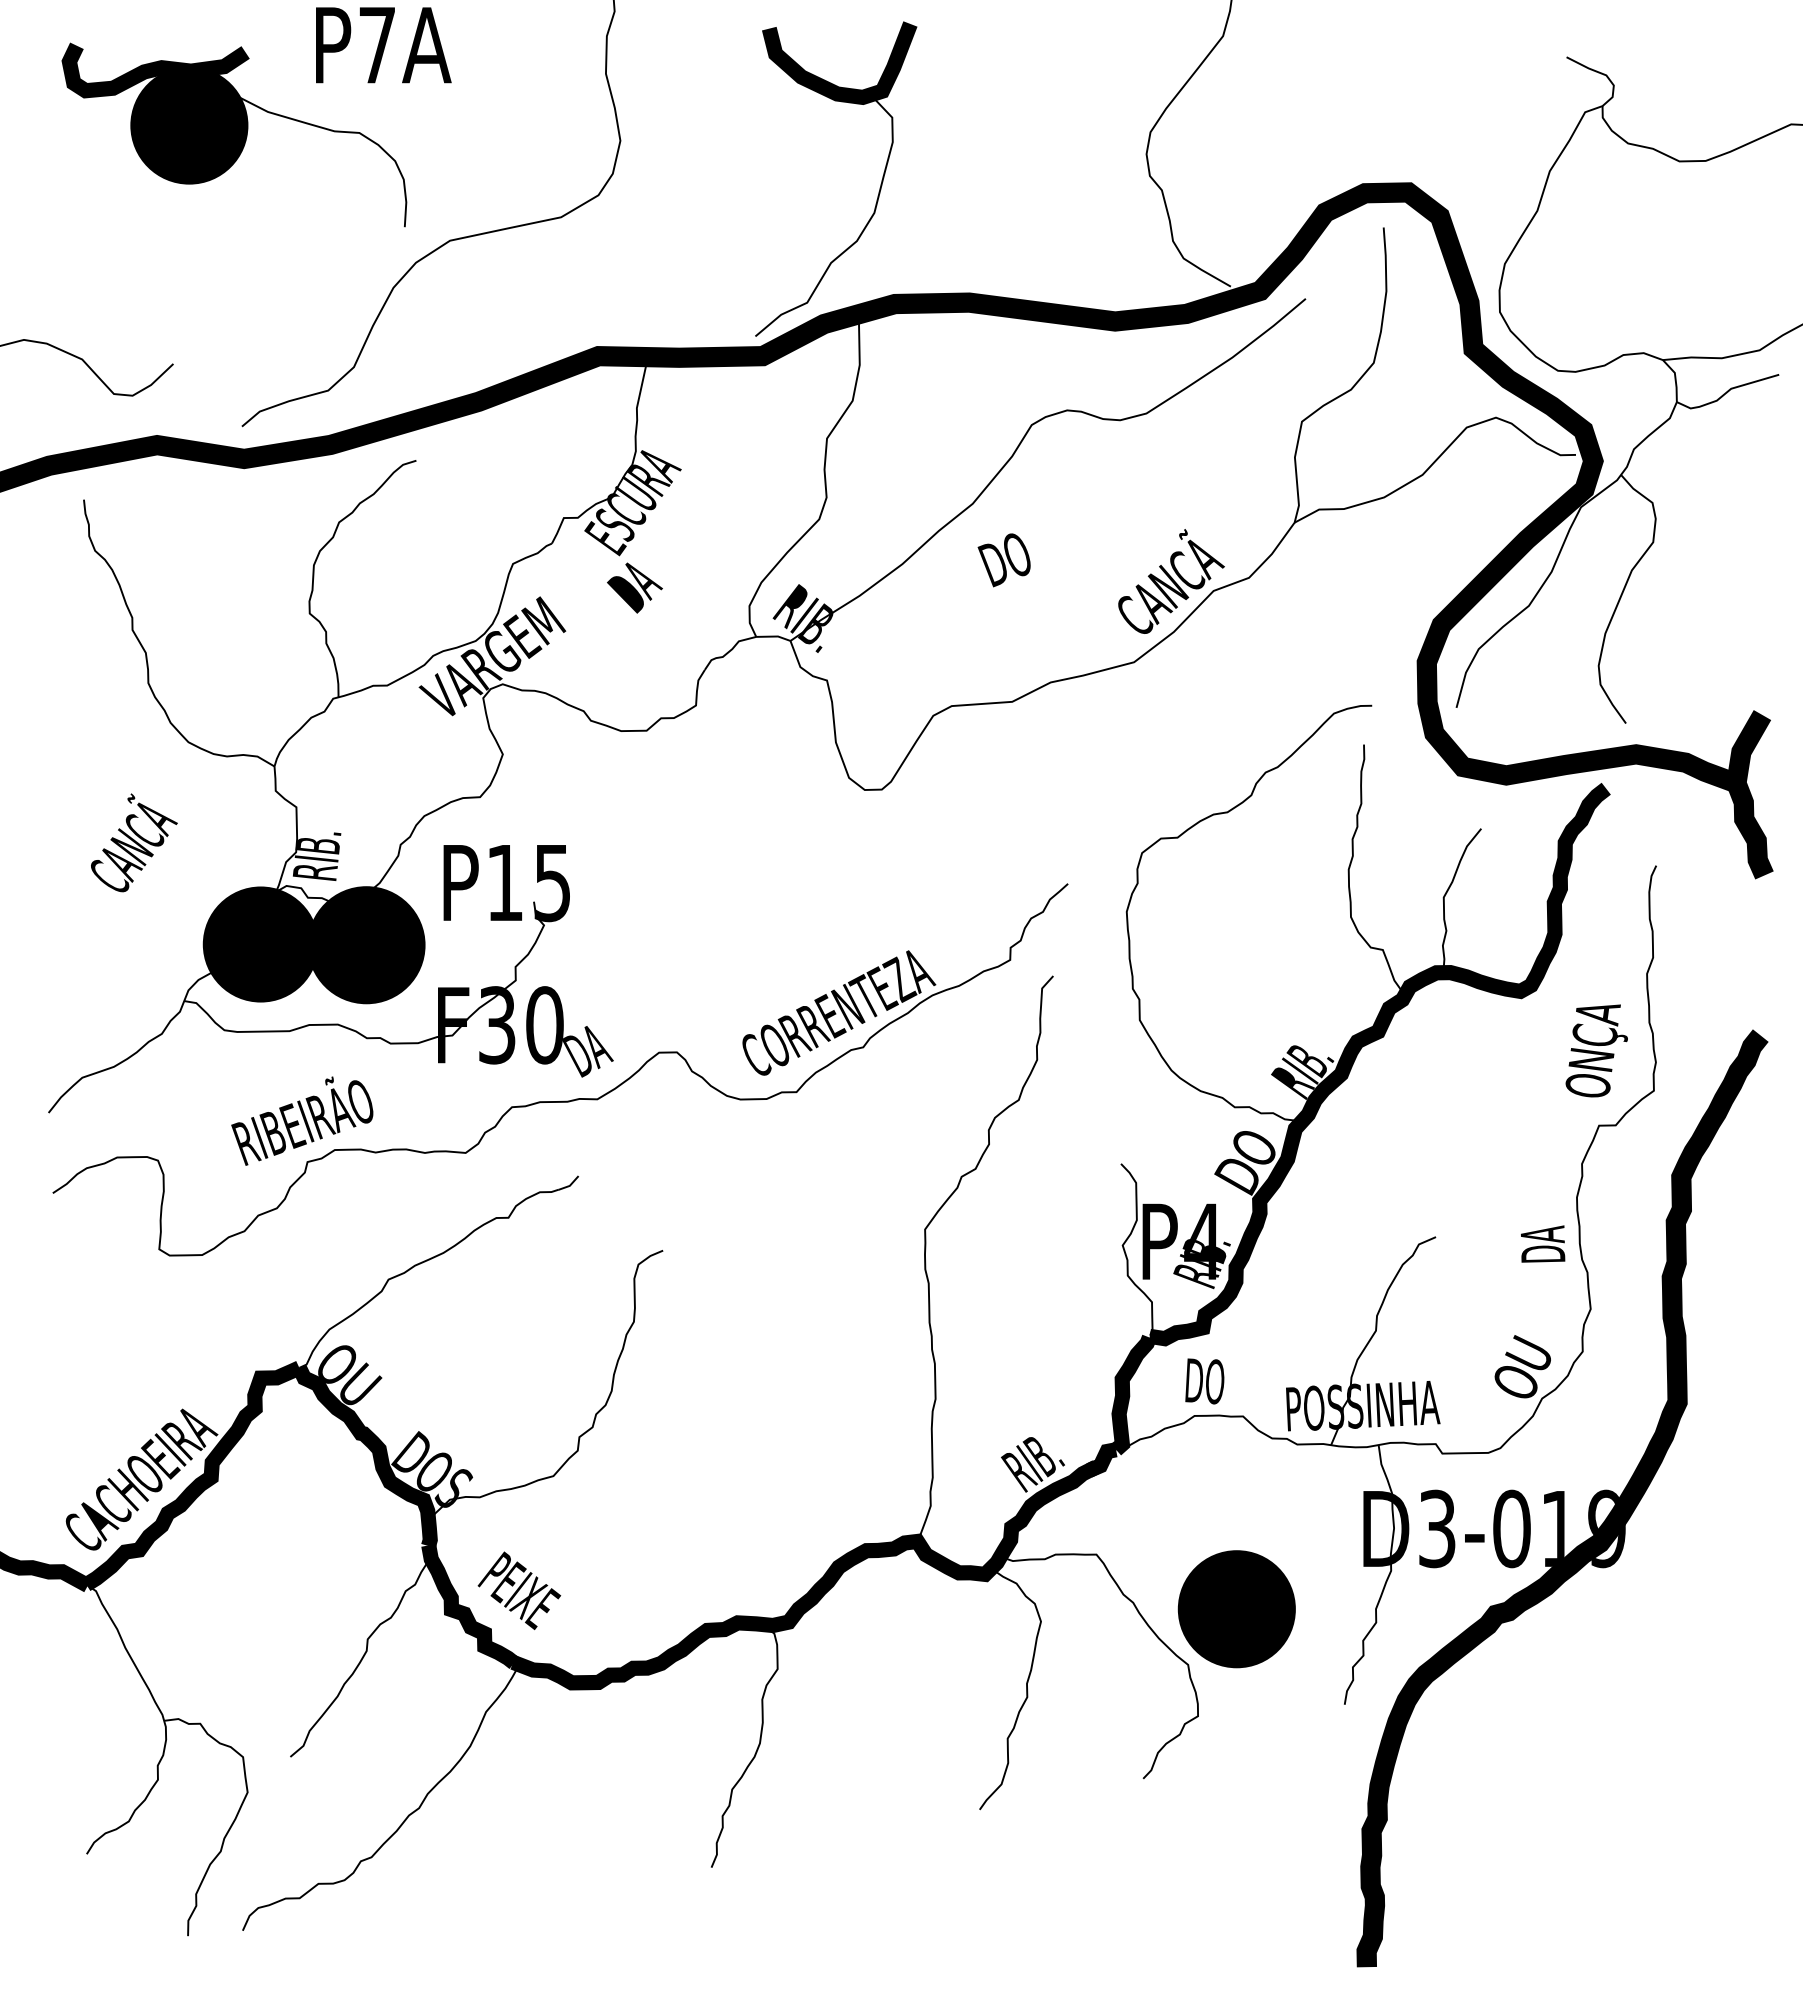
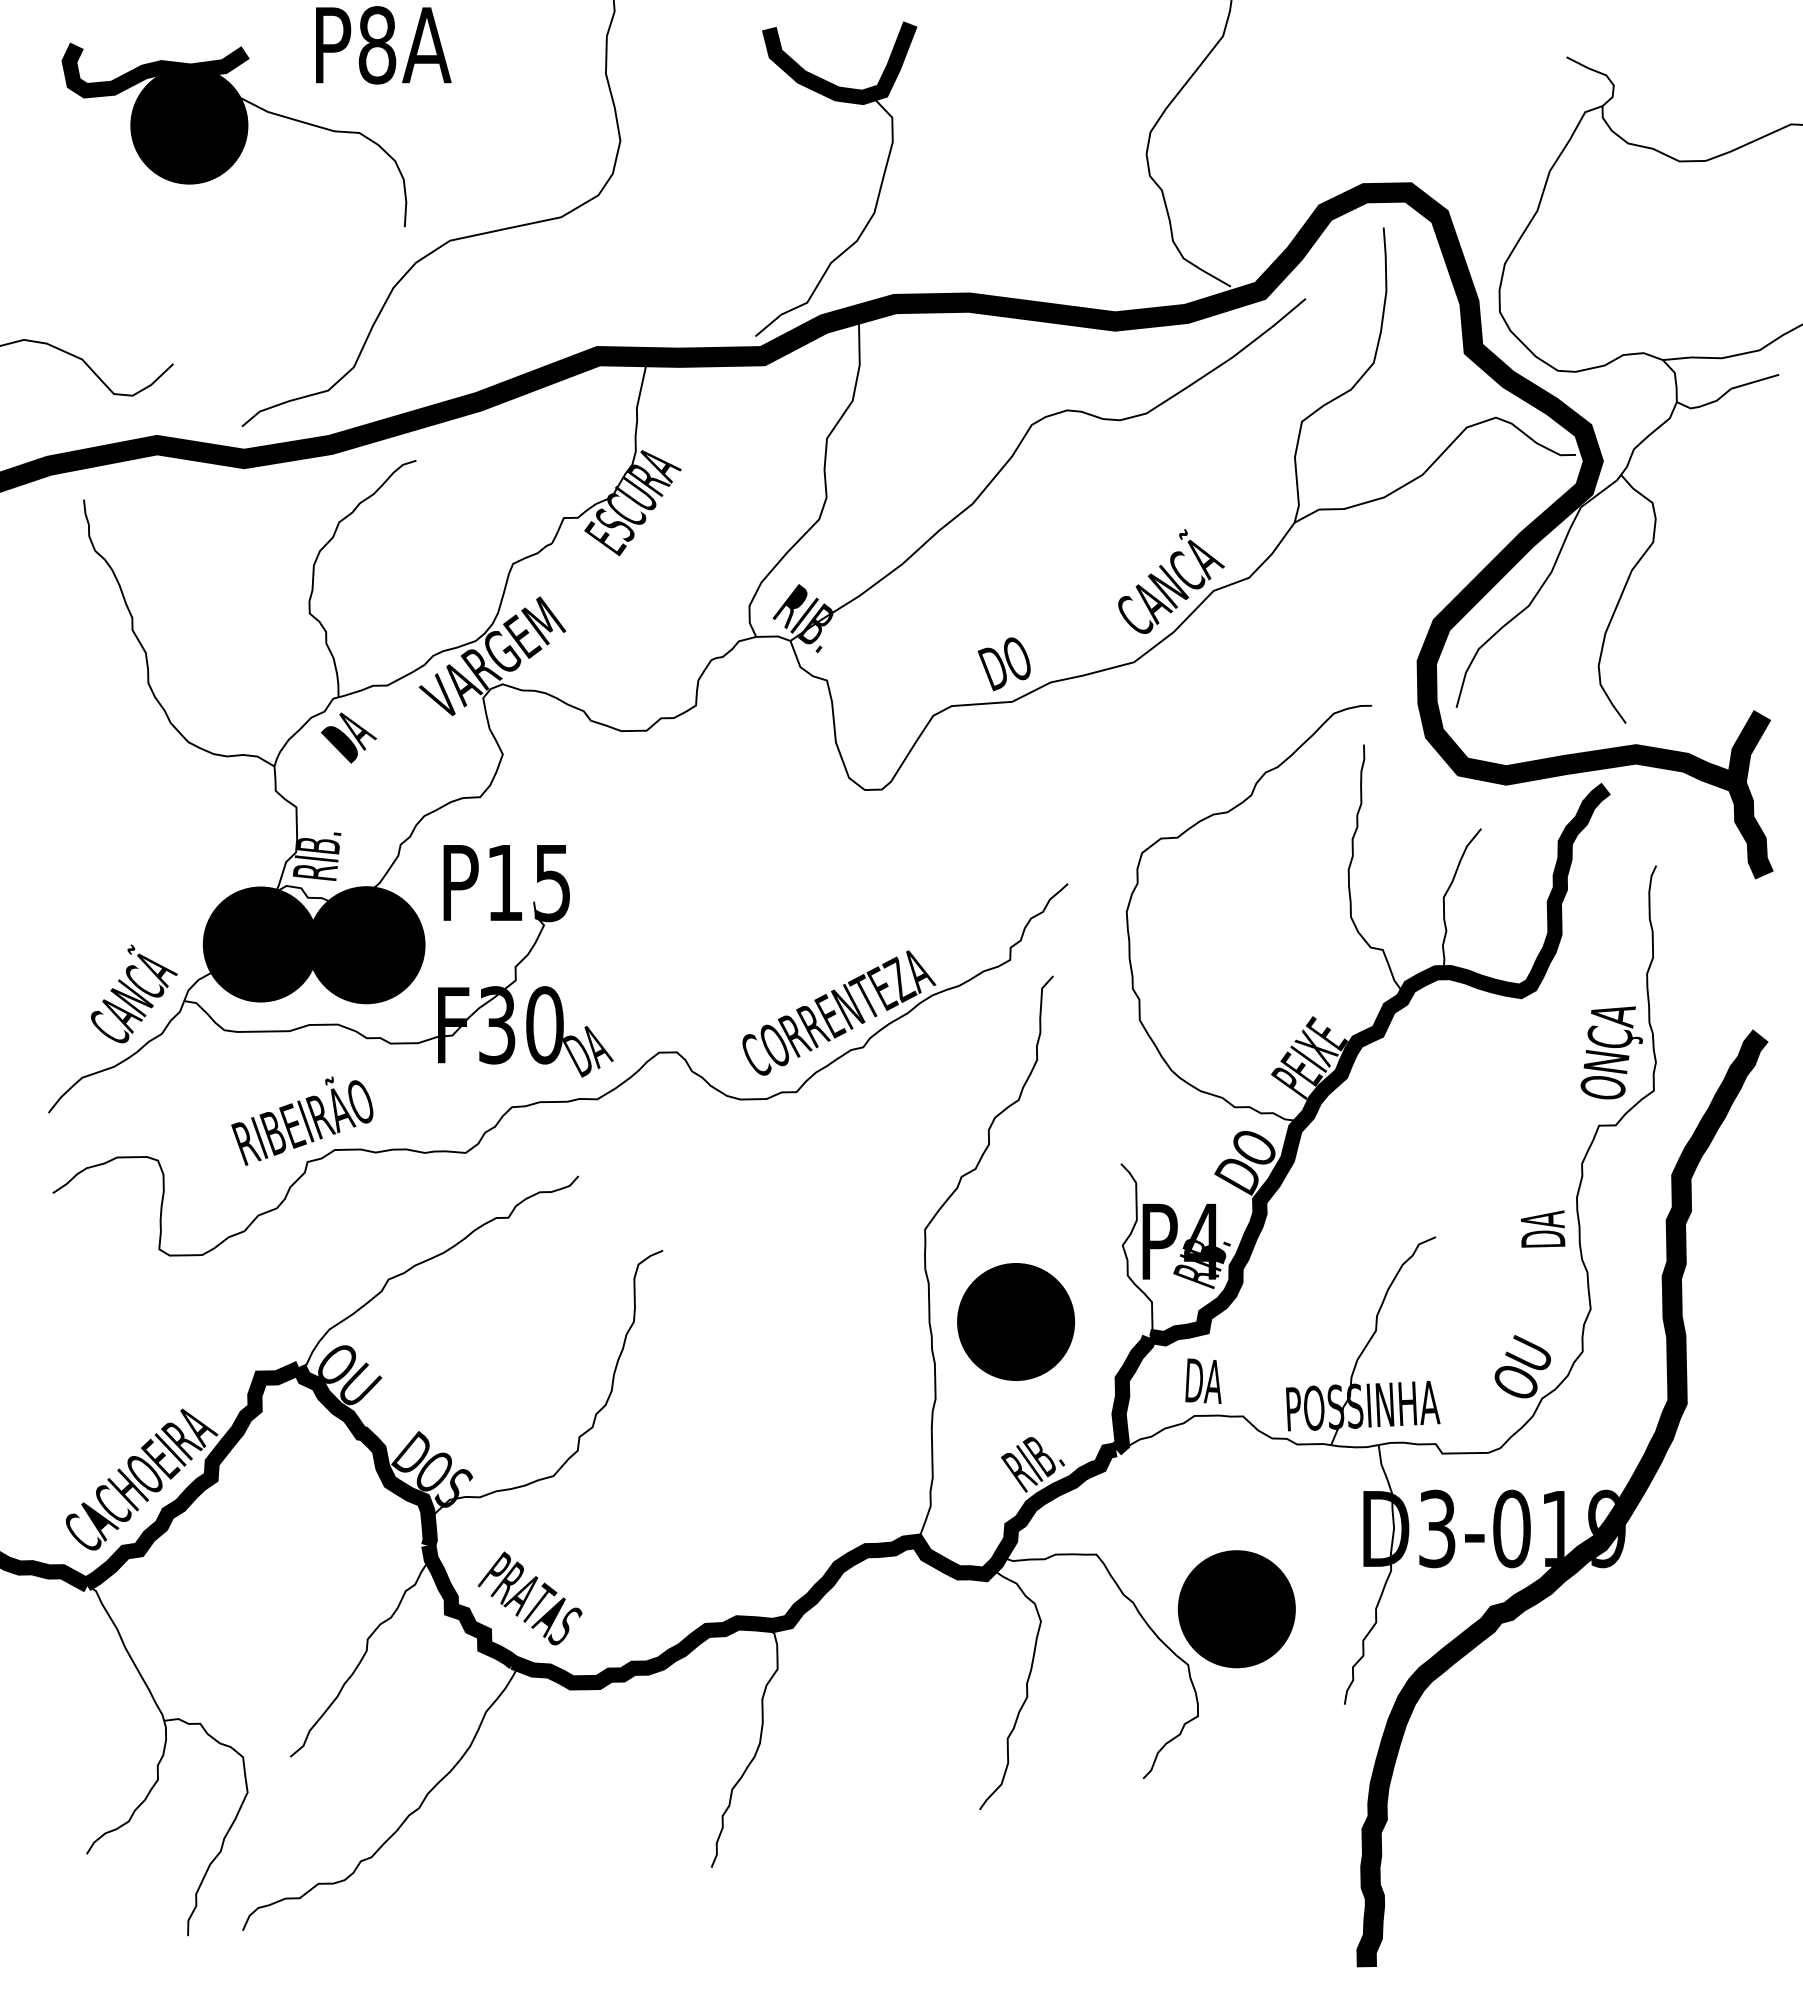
text: P7A -> P8A (377, 45)
text position: (1003, 560) -> (1003, 664) (1003, 664)
text position: (634, 587) -> (348, 737) (348, 737)
text position: (134, 842) -> (134, 993) (134, 993)
text position: (1596, 1050) -> (1611, 1052) (1611, 1052)
text: RIB. -> PEIXE (1312, 1052)
text position: (1543, 1243) -> (1543, 1228) (1543, 1228)
part: none -> present (1015, 1321)
text: DO -> DA (1213, 1381)
text: PEIXE -> PRATAS (537, 1605)
